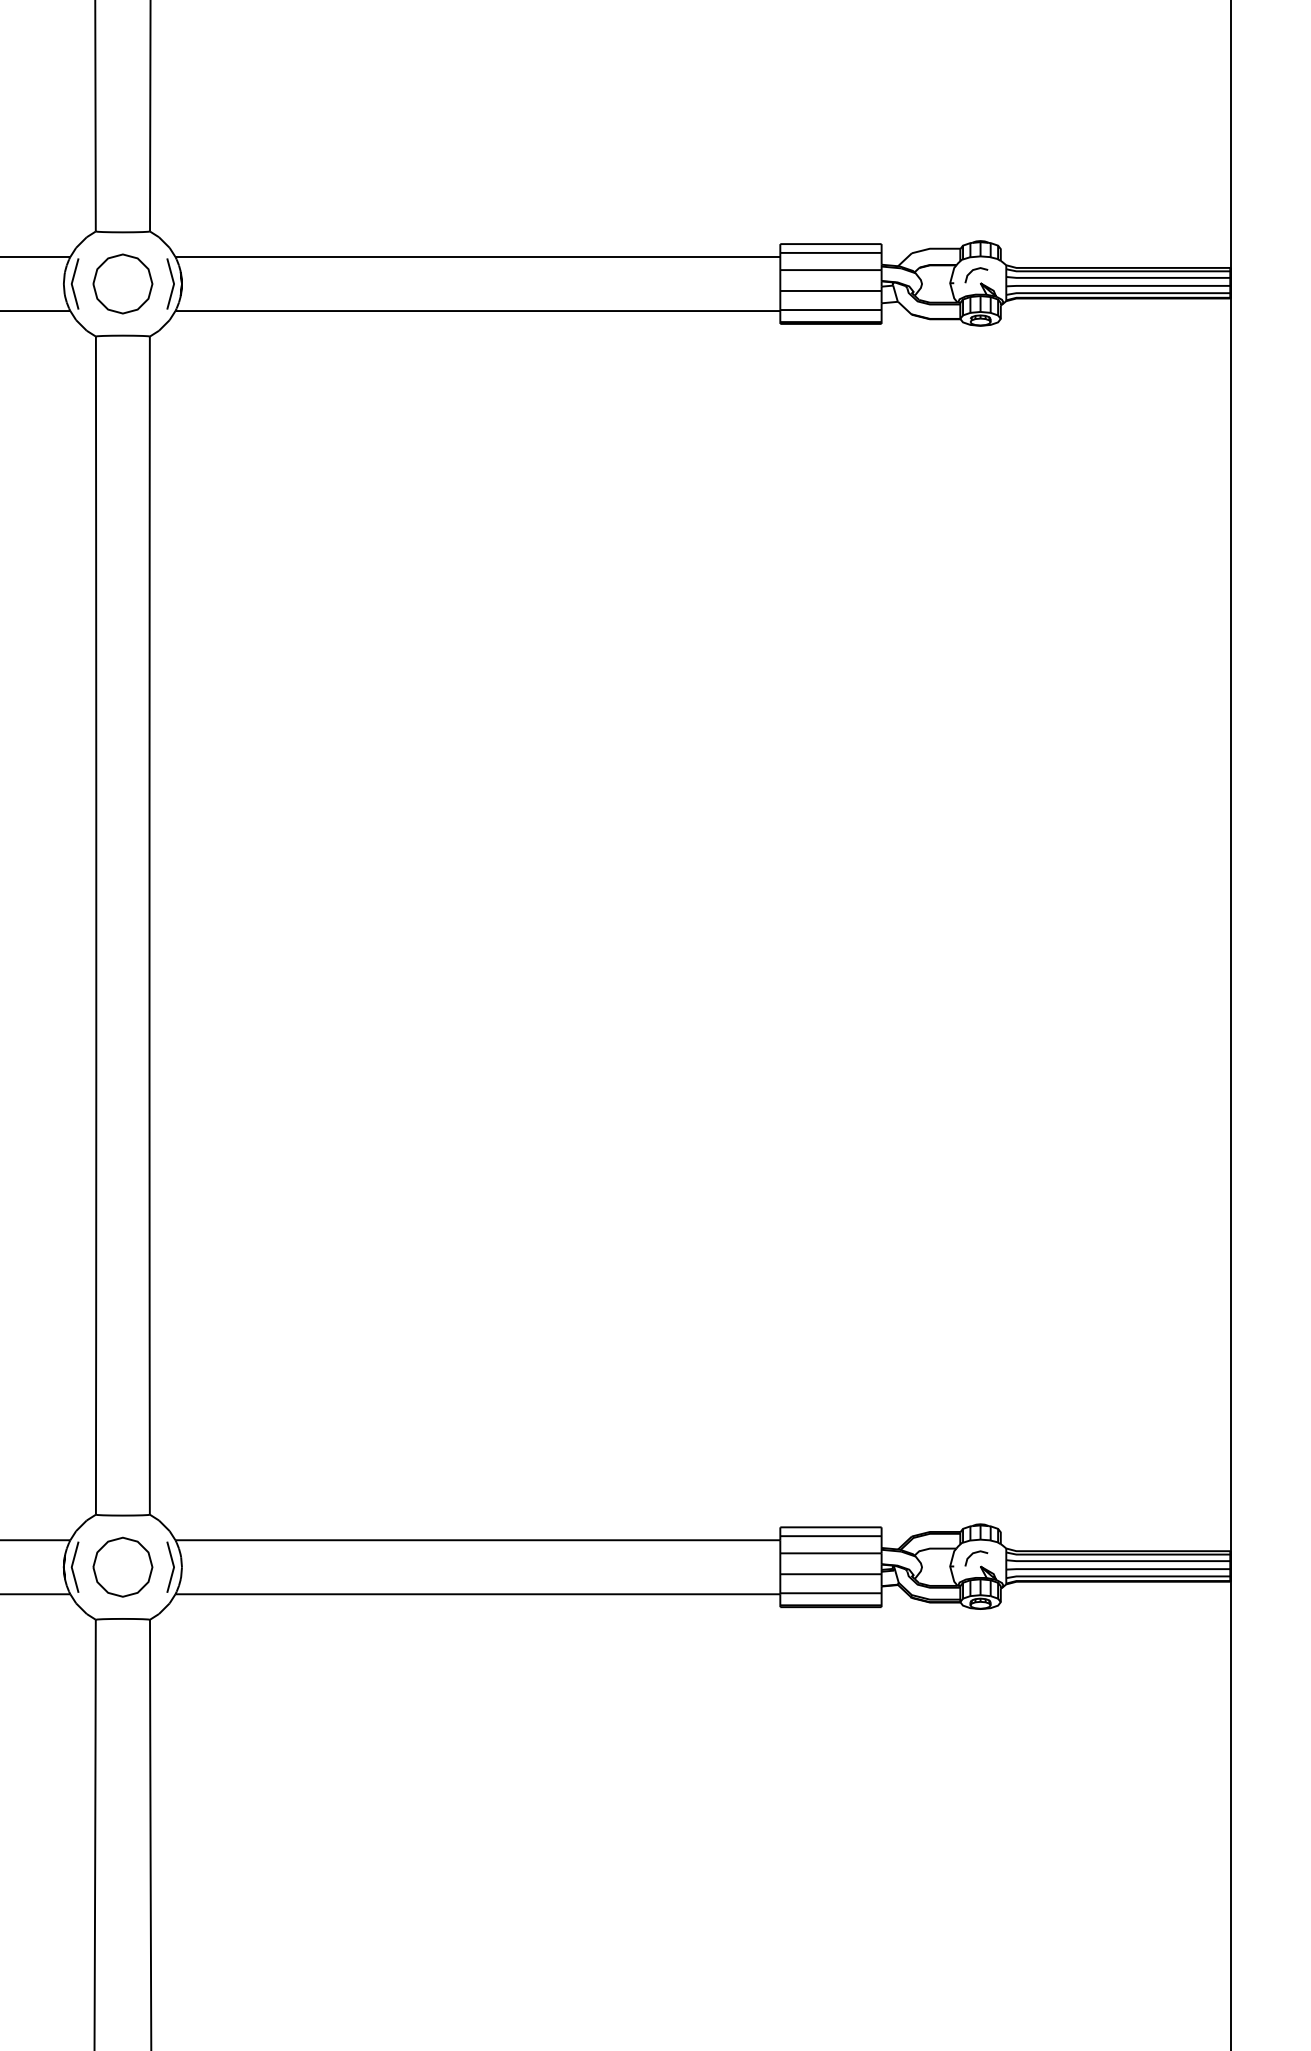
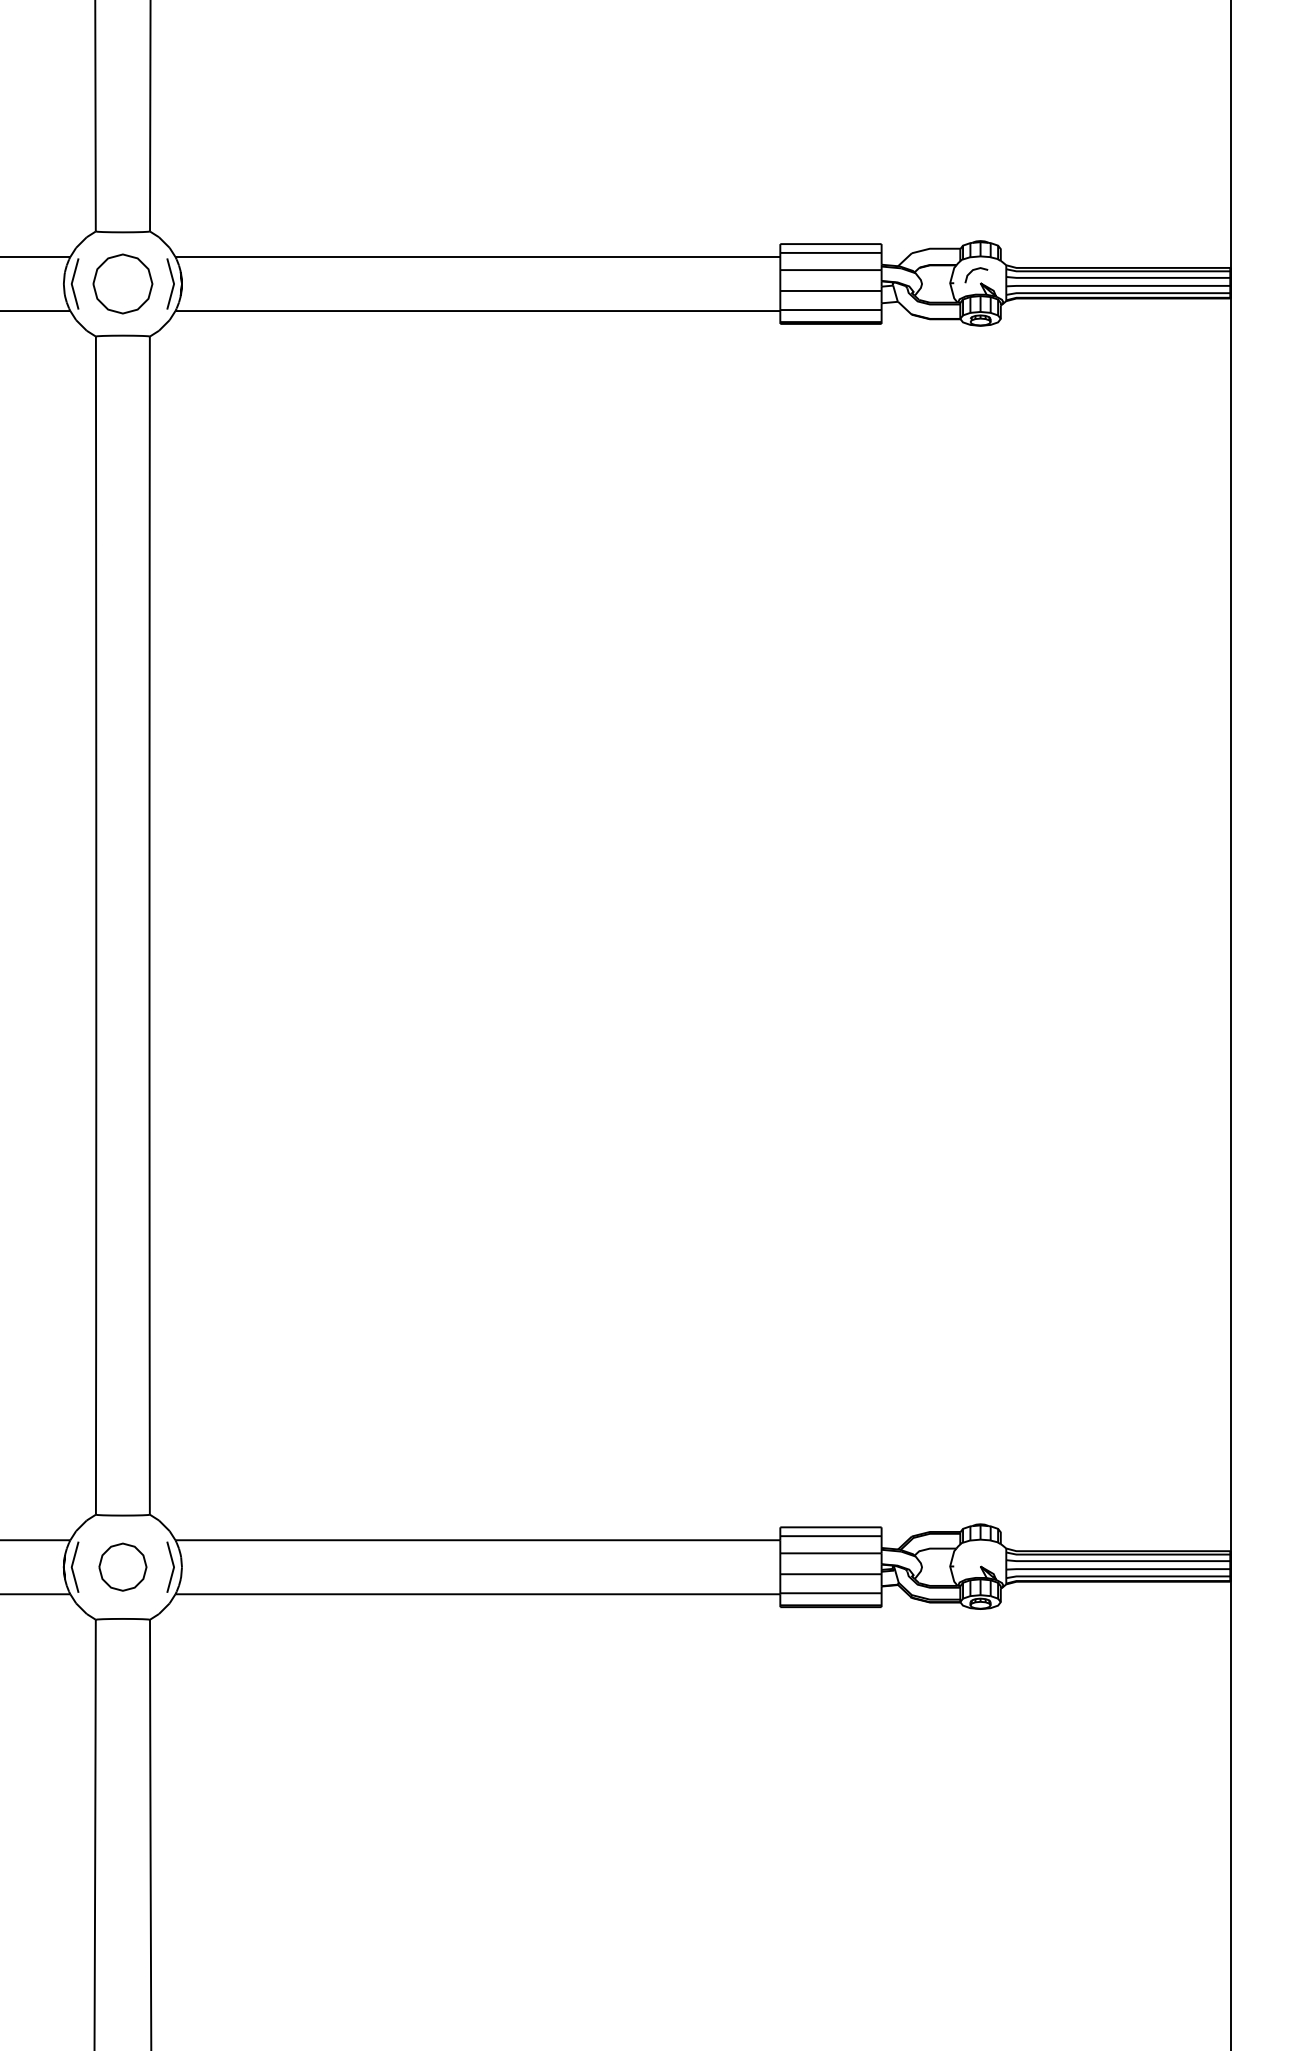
curve: present -> none (976, 1553)
part size: 62x62 px -> 50x50 px (122, 1566)
